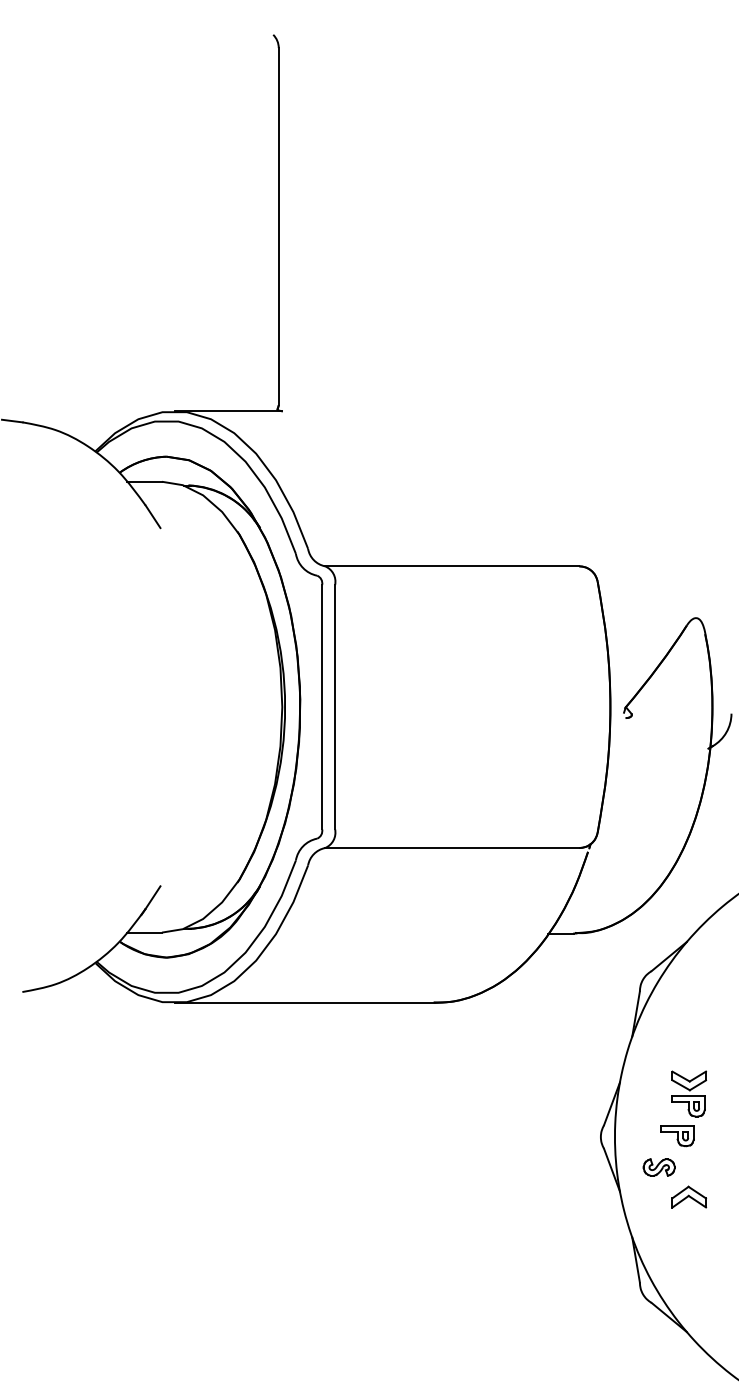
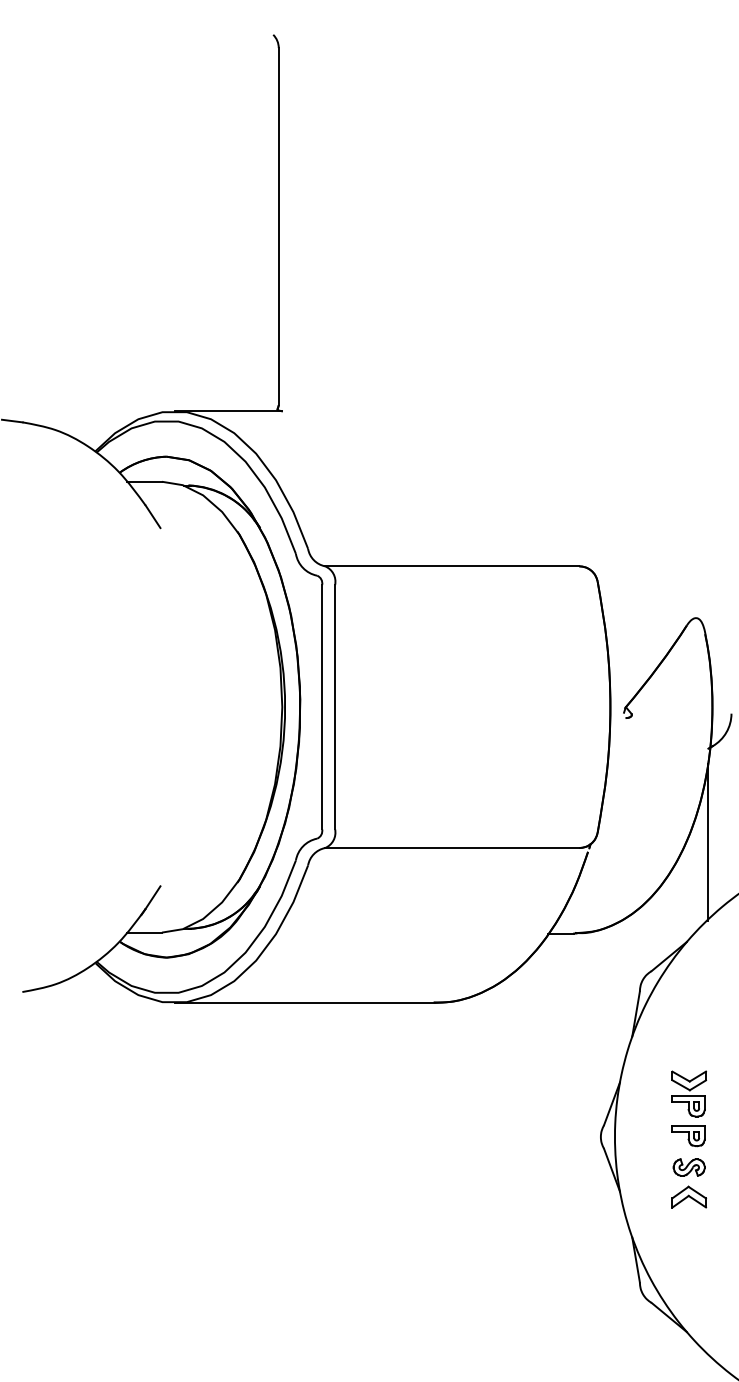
line: none -> present (708, 842)
part position: (677, 1136) -> (688, 1136) (688, 1136)
part position: (658, 1167) -> (688, 1167) (688, 1167)
